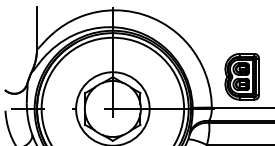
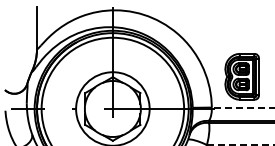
line: solid -> dashed (242, 107)
line: solid -> dashed (240, 145)
